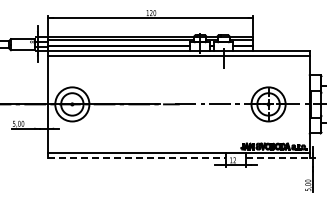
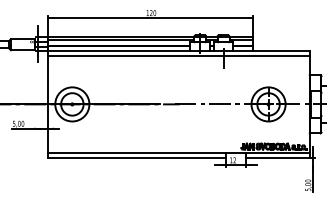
line: dashed -> solid (137, 158)
line: dashed -> solid (277, 158)
